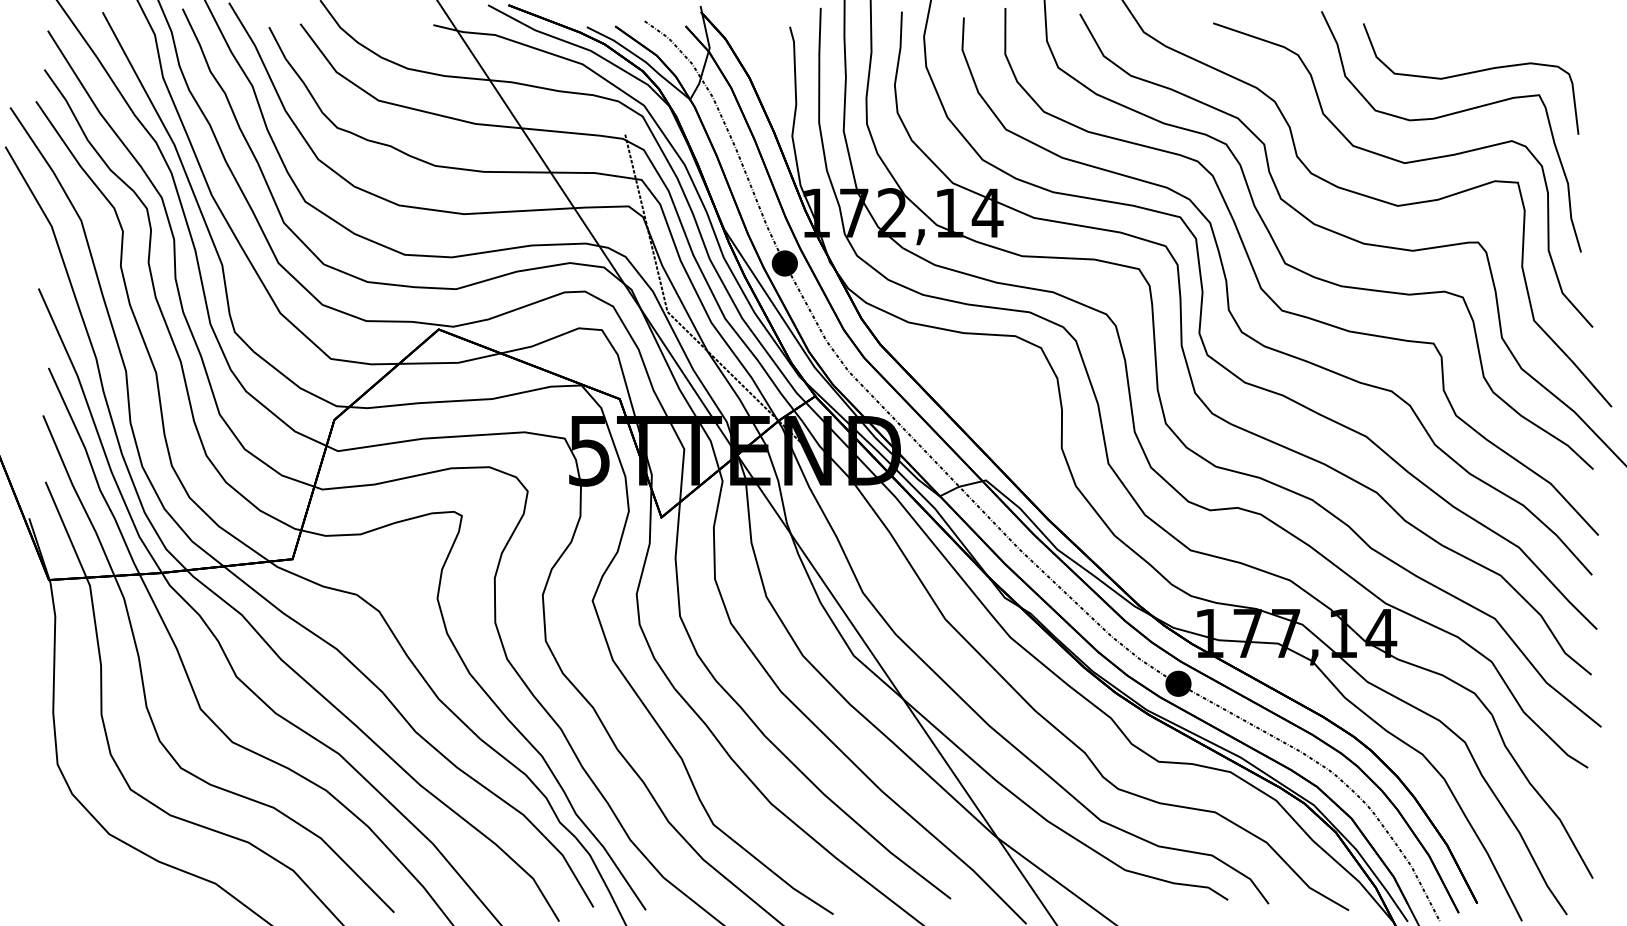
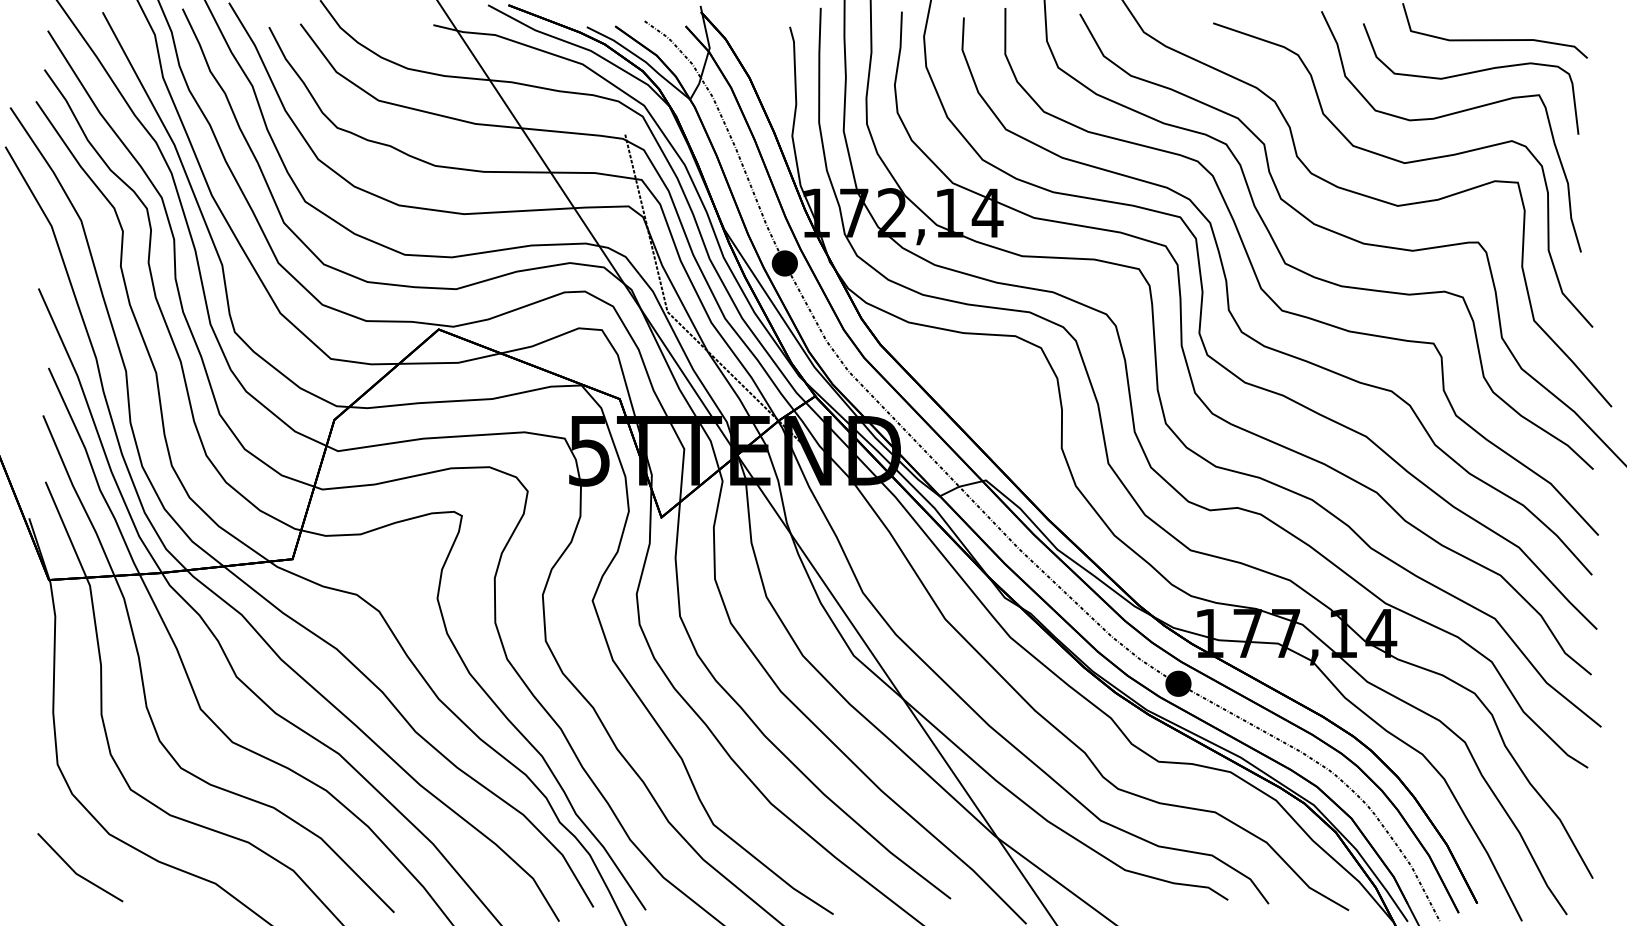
part: none -> present (1494, 39)
line: none -> present (75, 871)
